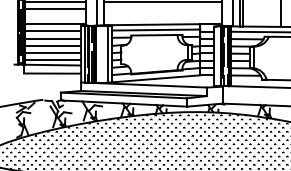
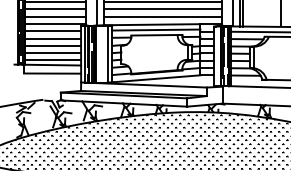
line: none -> present (163, 9)
line: none -> present (55, 16)
line: none -> present (163, 16)
